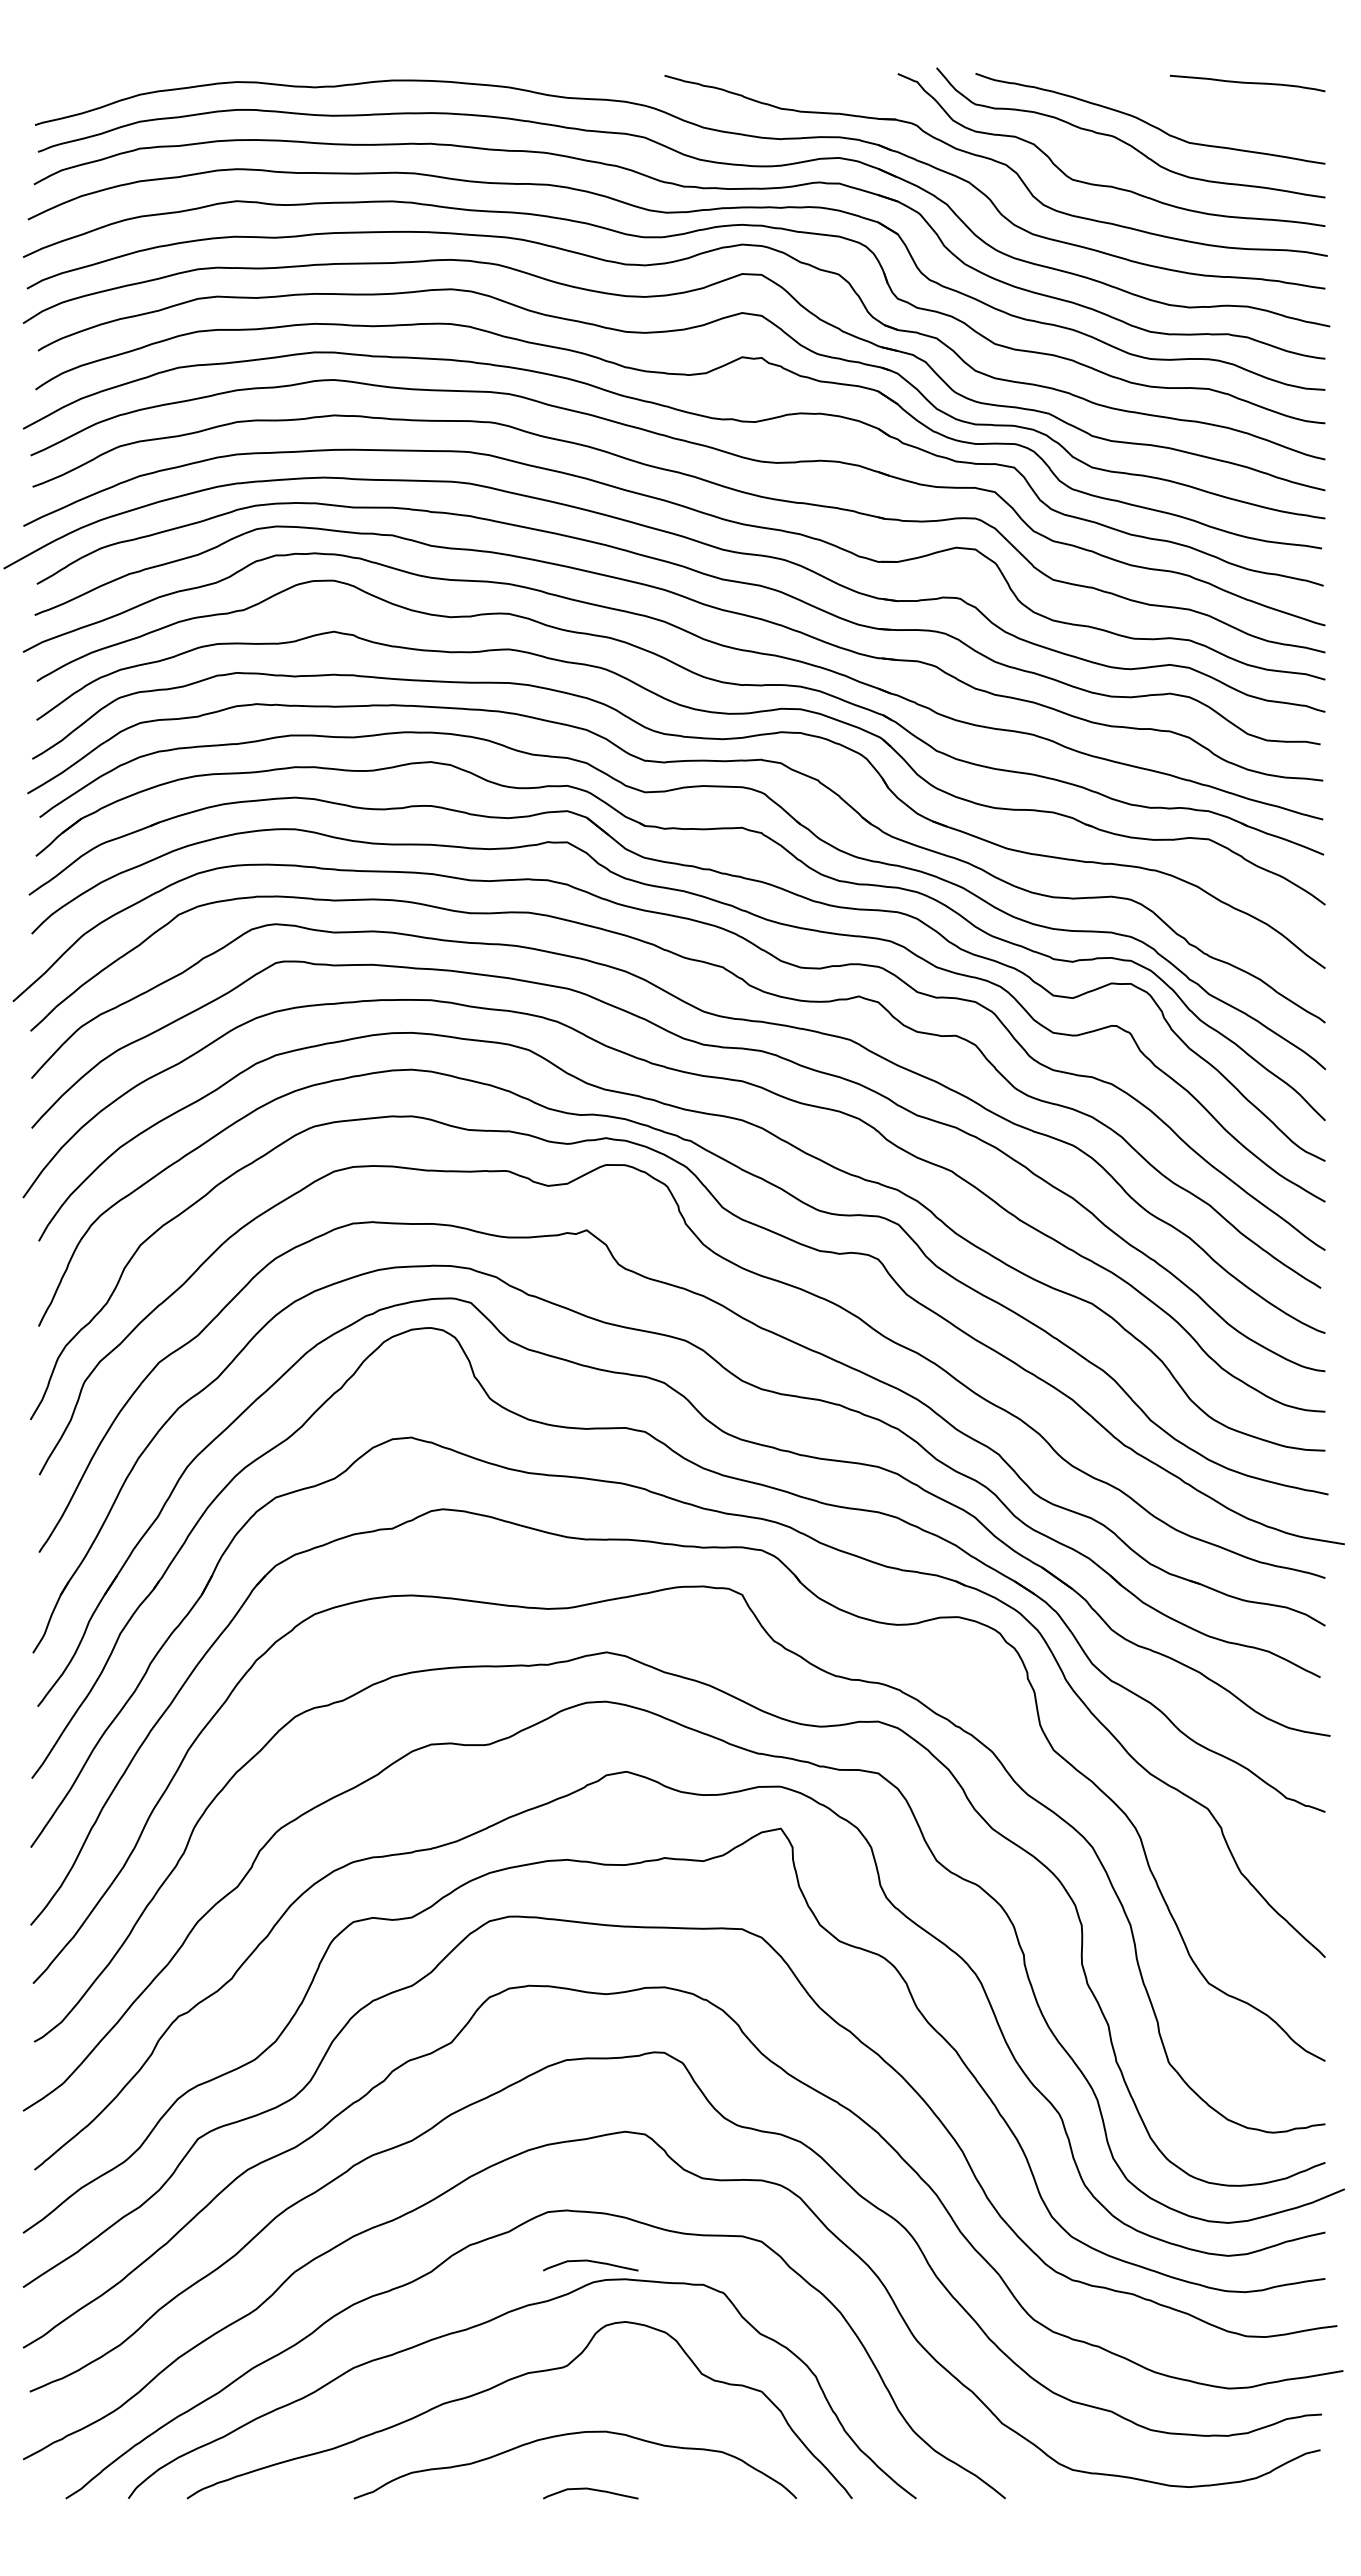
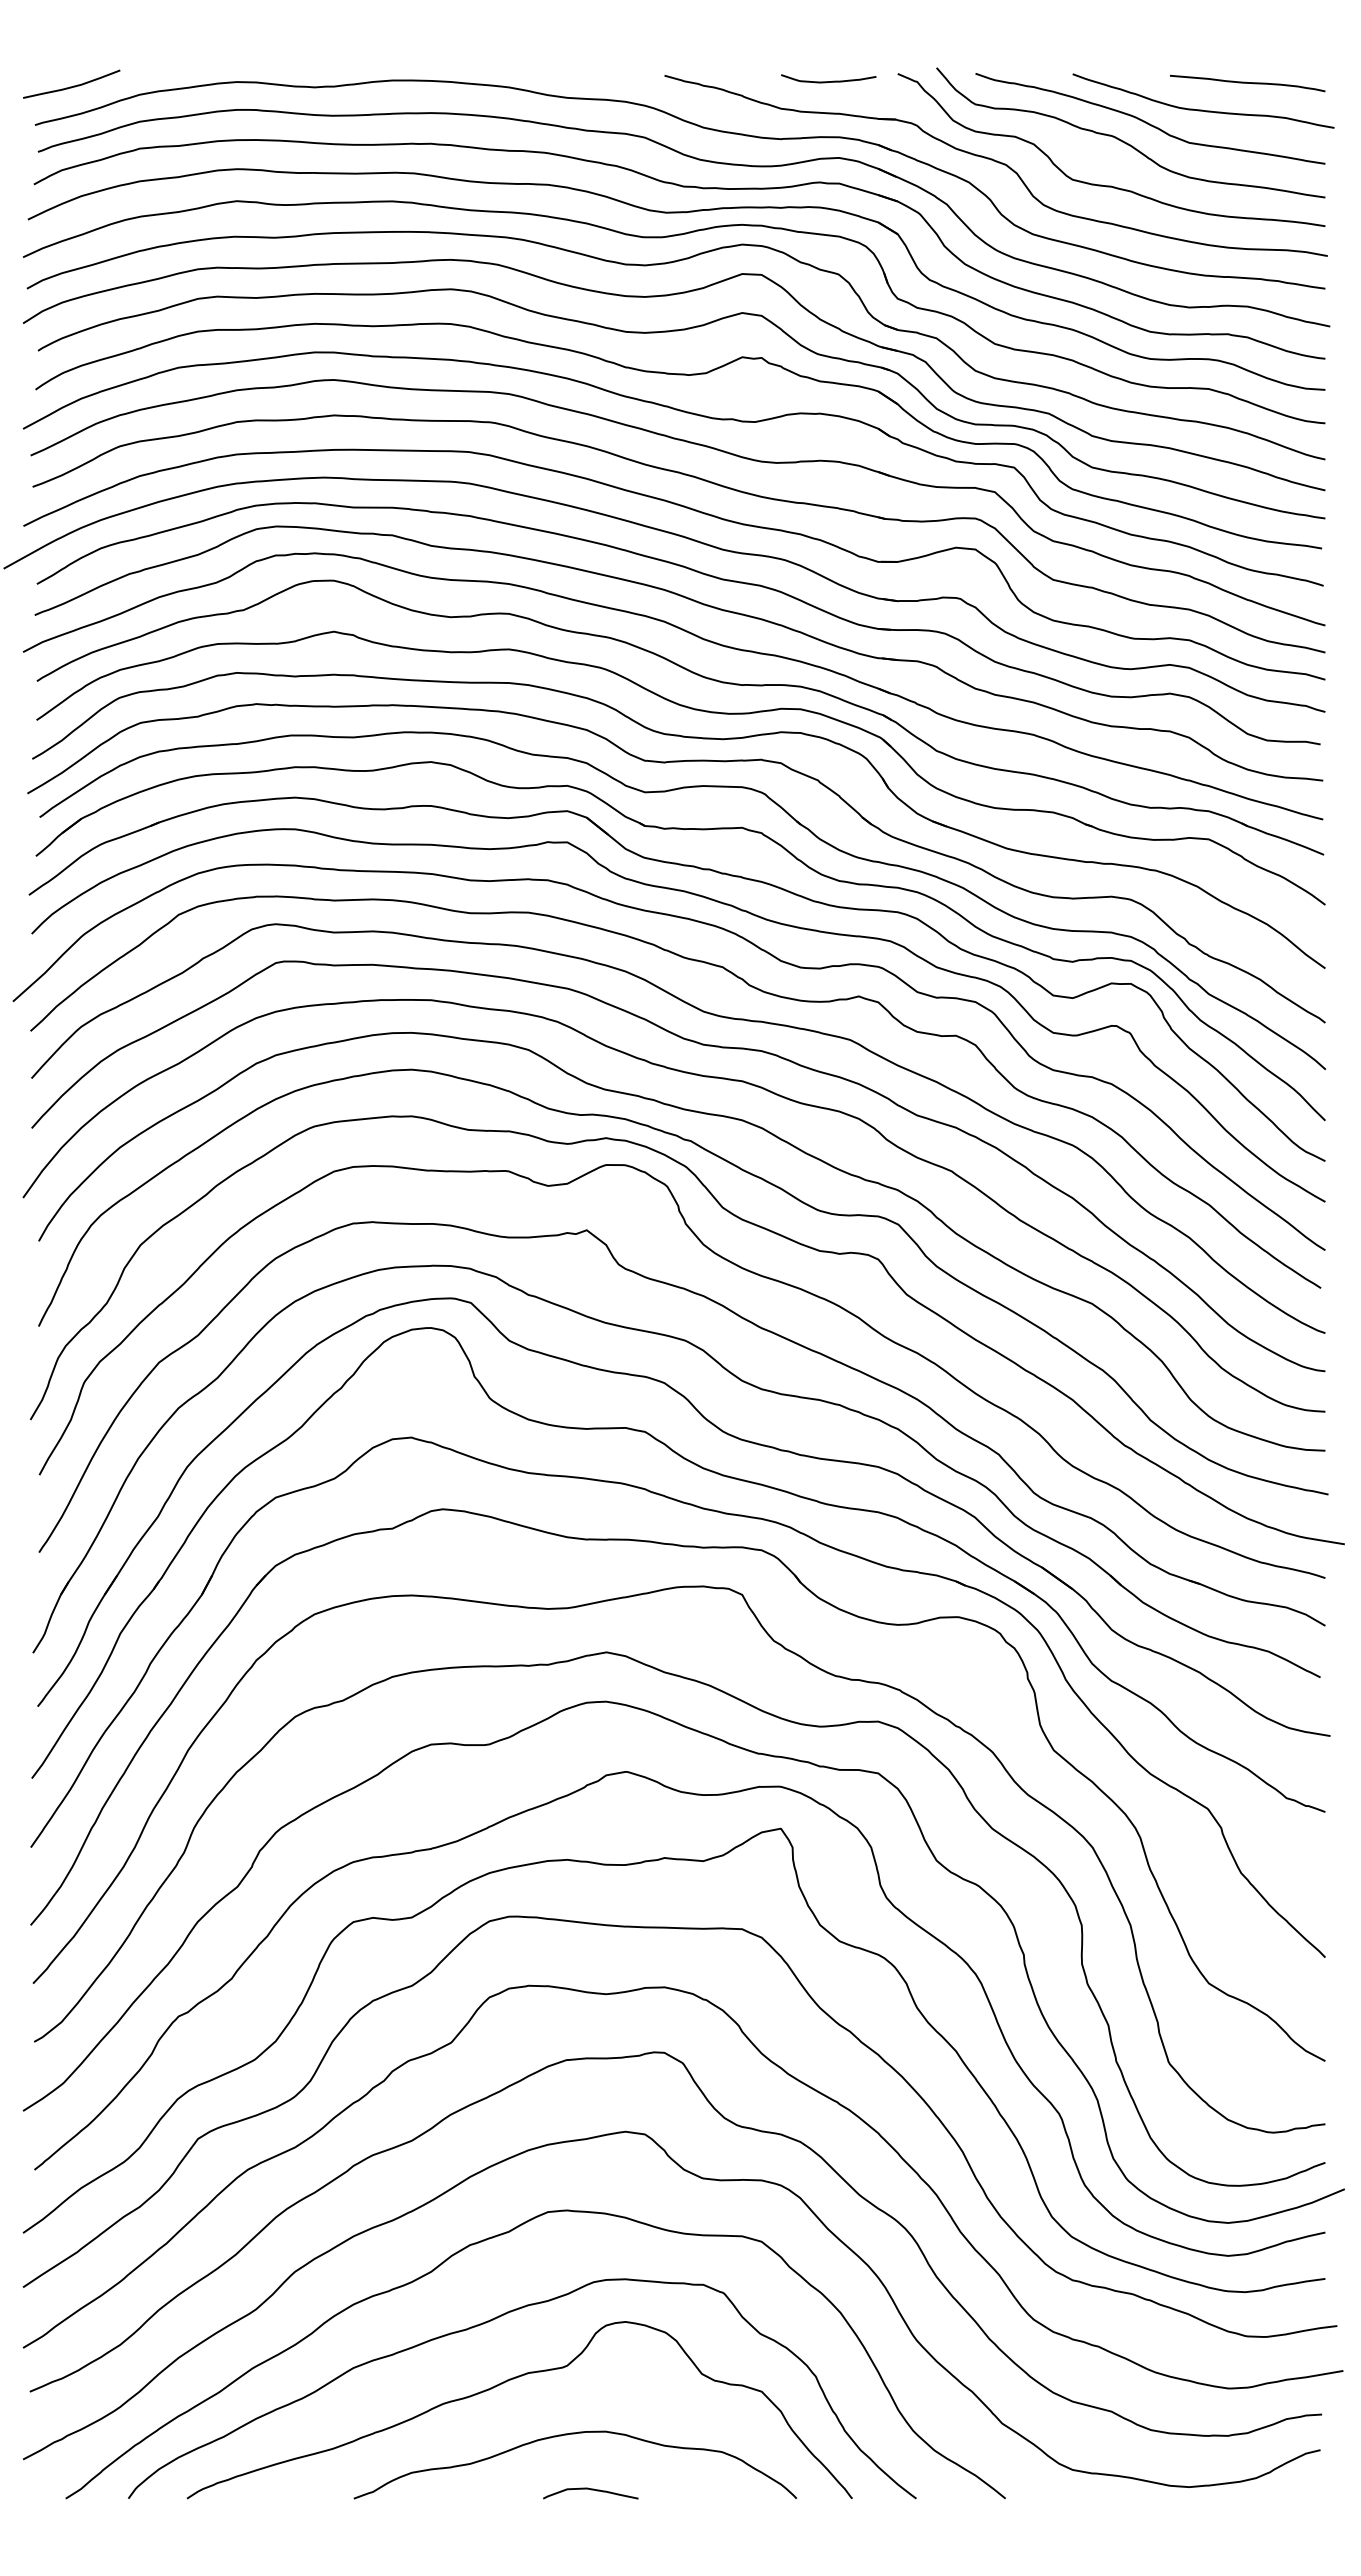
curve: none -> present (828, 81)
curve: none -> present (73, 85)
curve: none -> present (1202, 109)
curve: present -> none (590, 2262)
